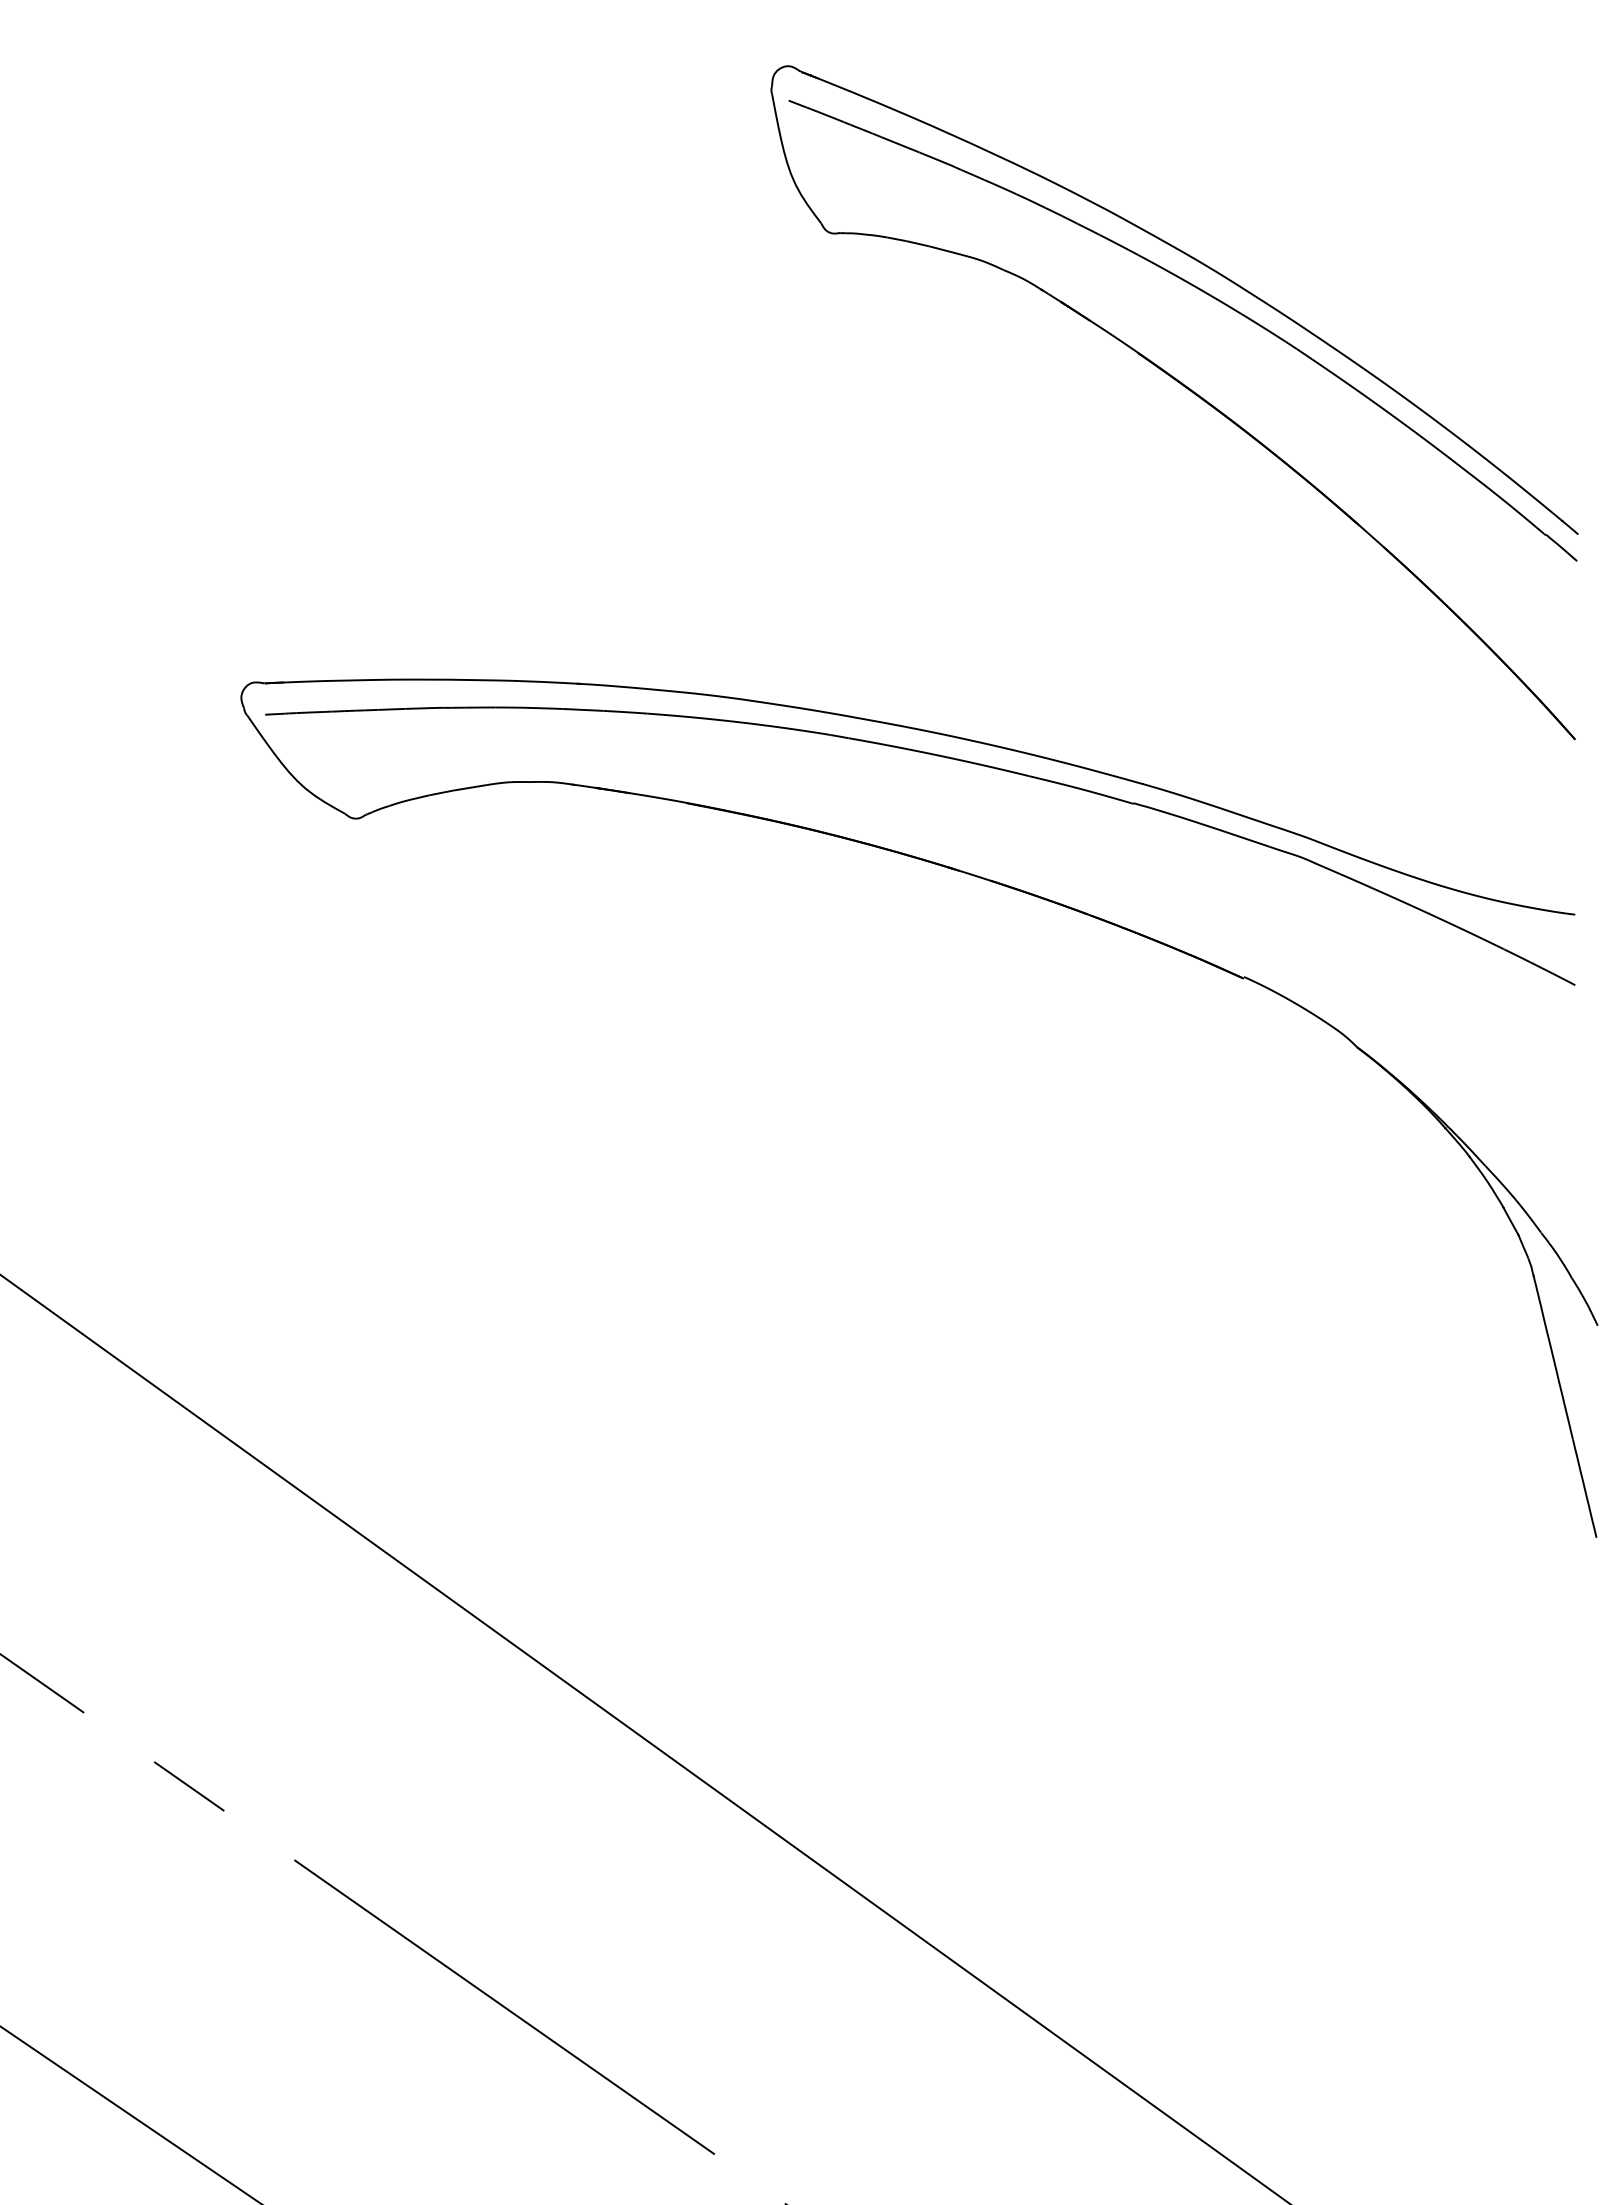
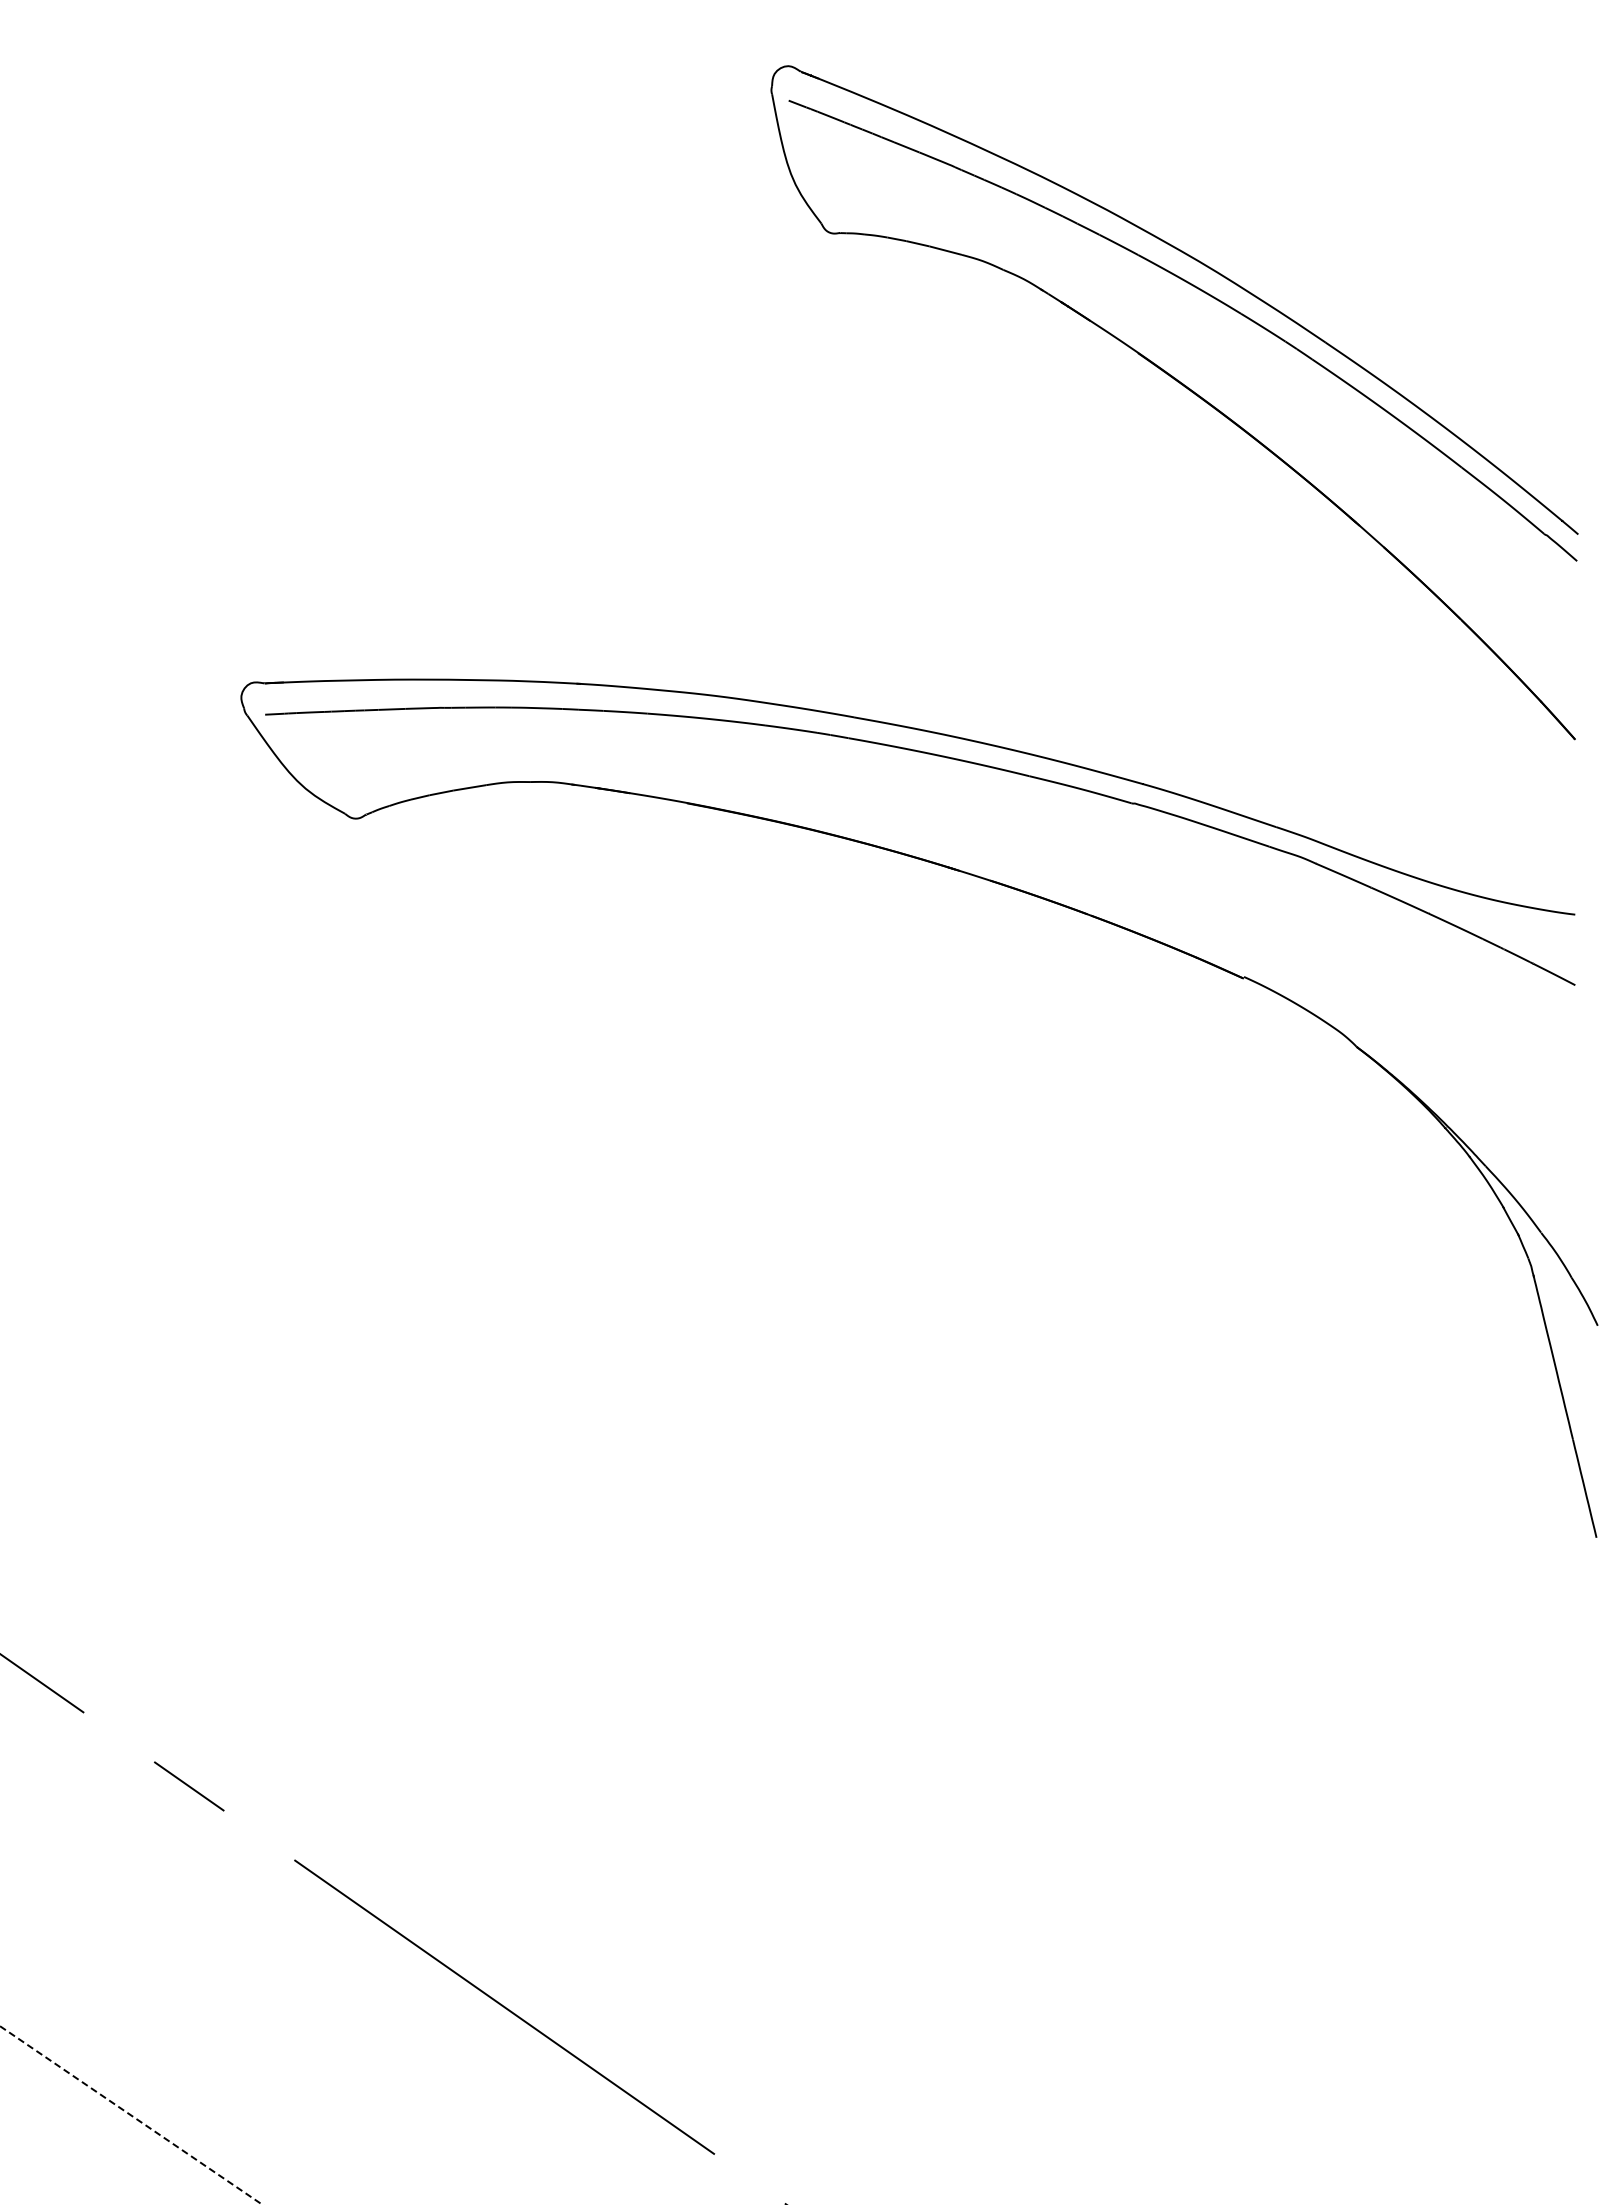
line: present -> none (644, 1738)
line: solid -> dashed (130, 2115)
